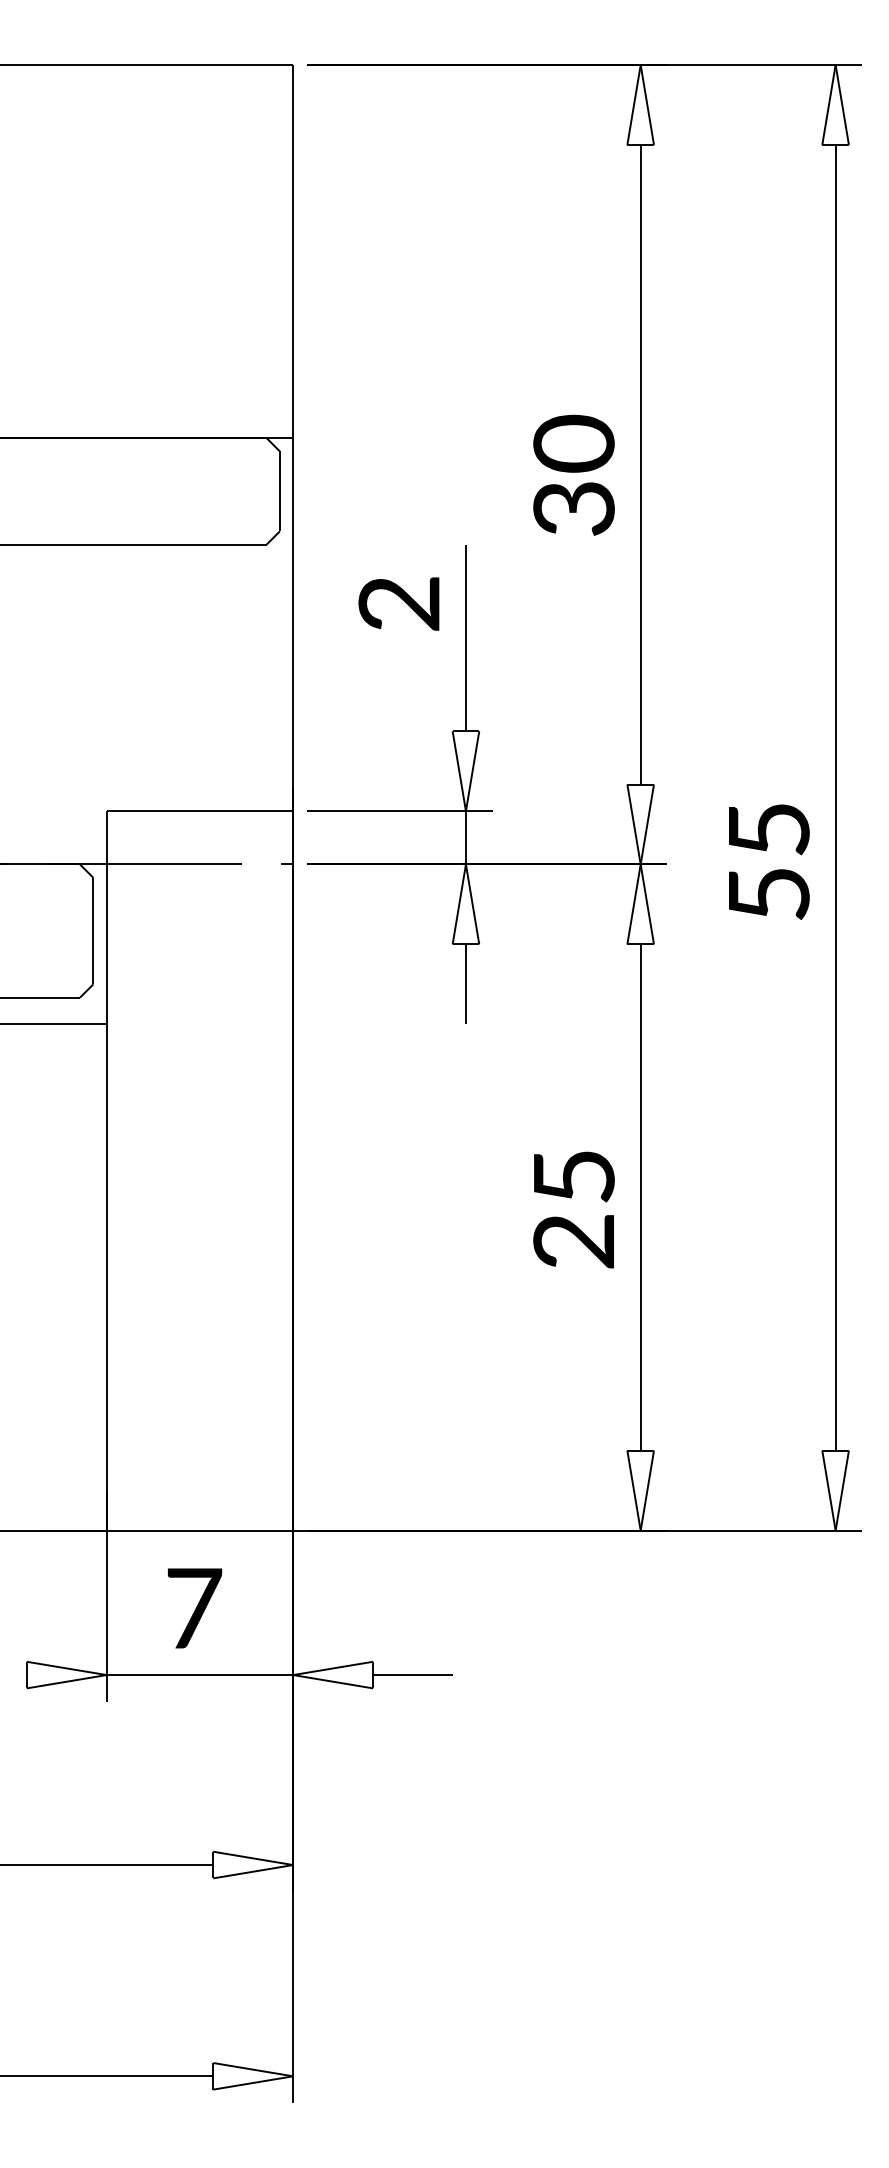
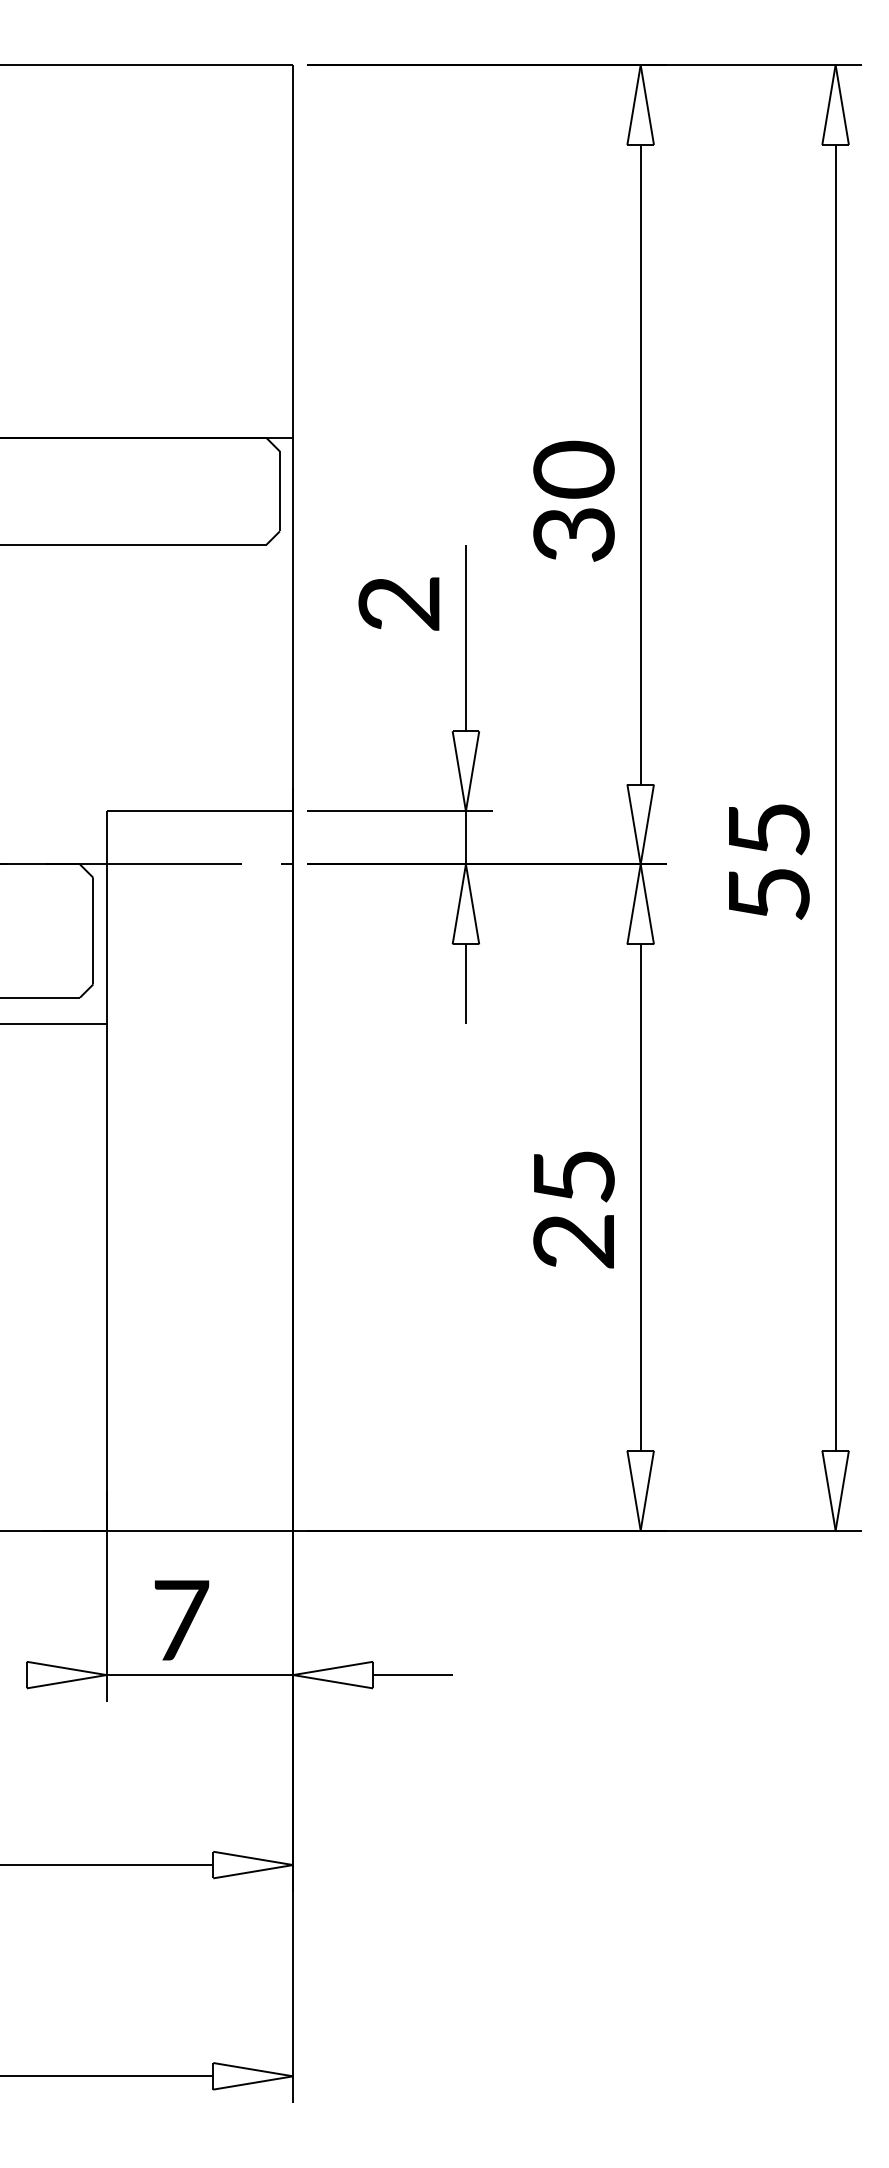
text position: (573, 474) -> (573, 500) (573, 500)
text position: (195, 1608) -> (182, 1620) (182, 1620)
